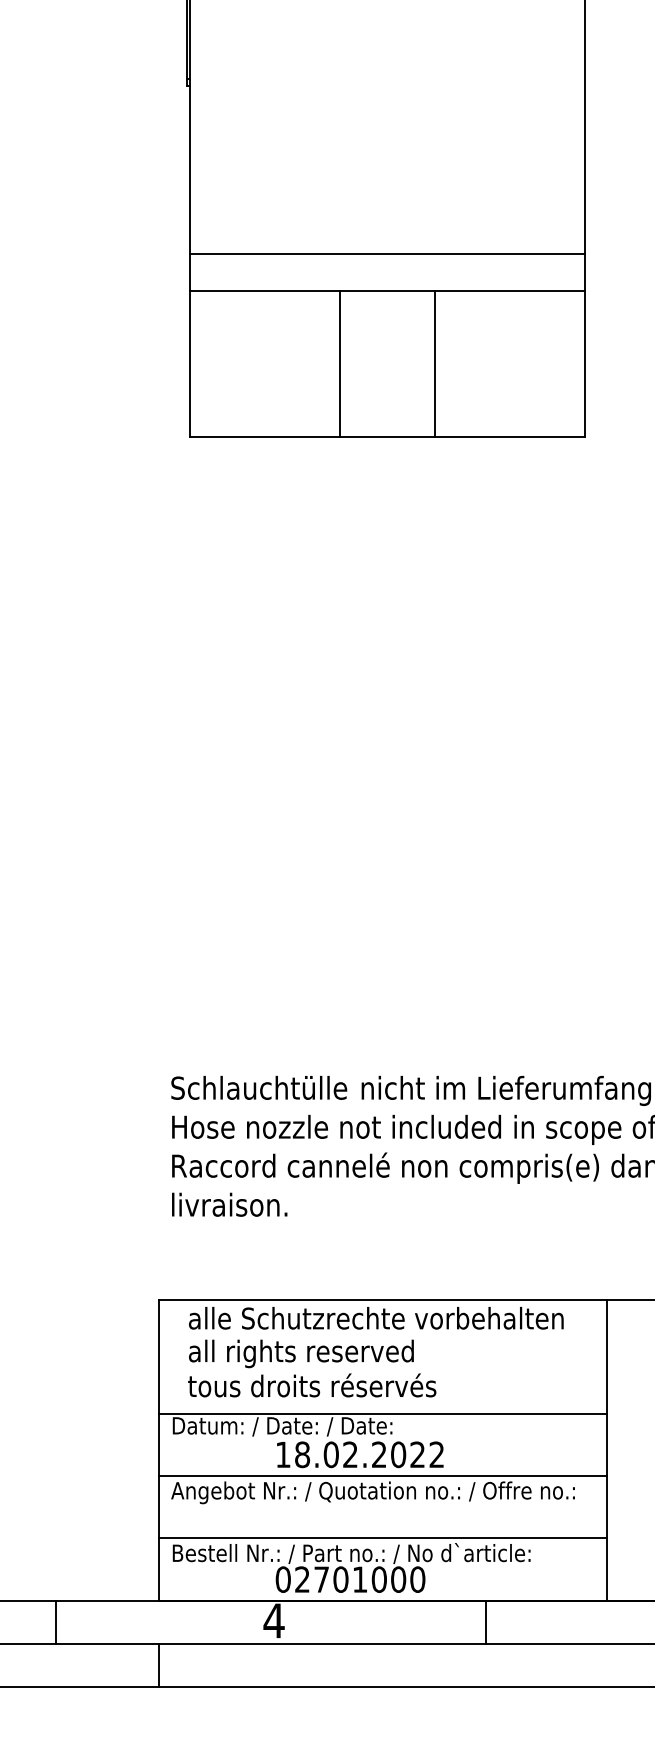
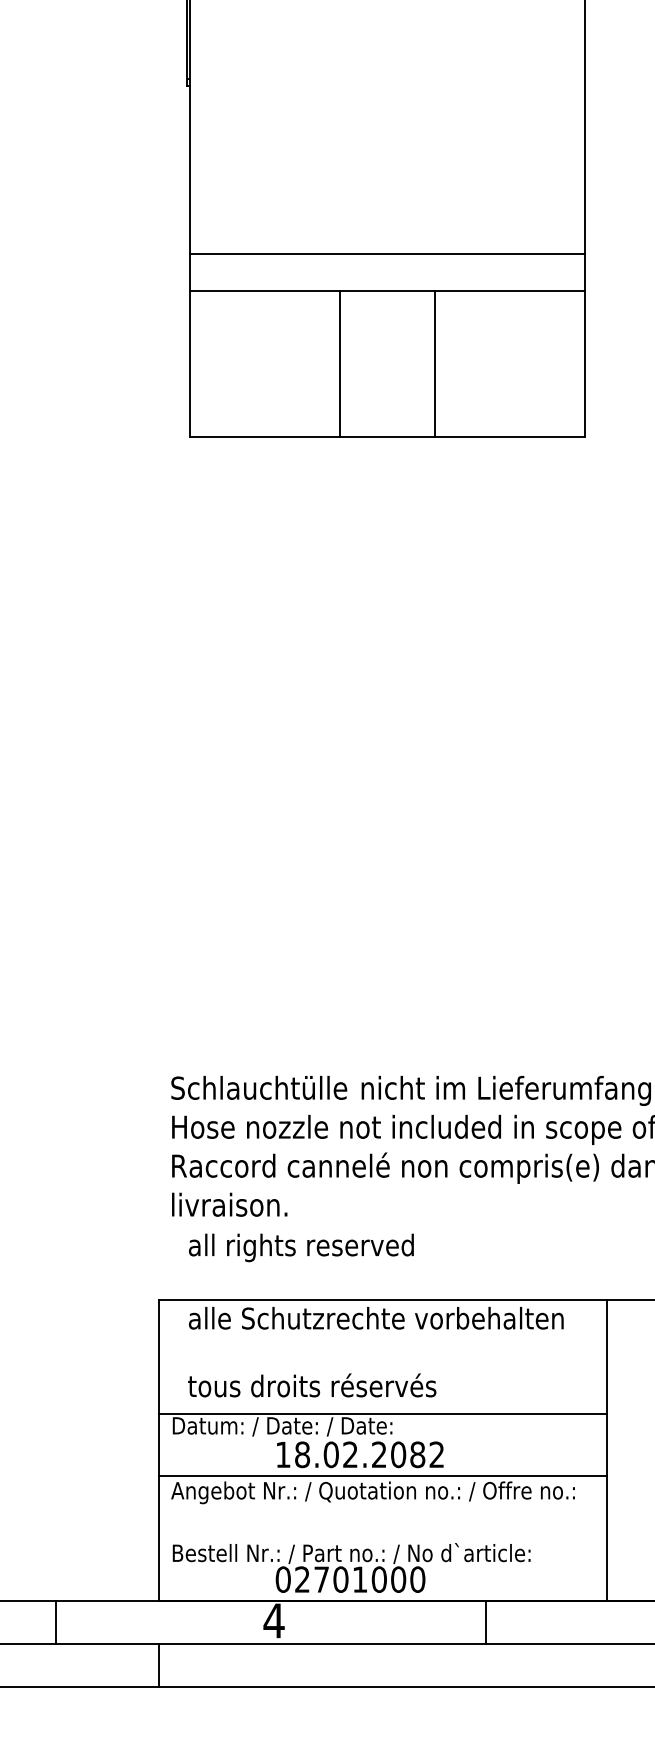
text position: (301, 1353) -> (301, 1247) (301, 1247)
text: 18.02.2022 -> 18.02.2082 (417, 1454)
line: present -> none (382, 1538)
